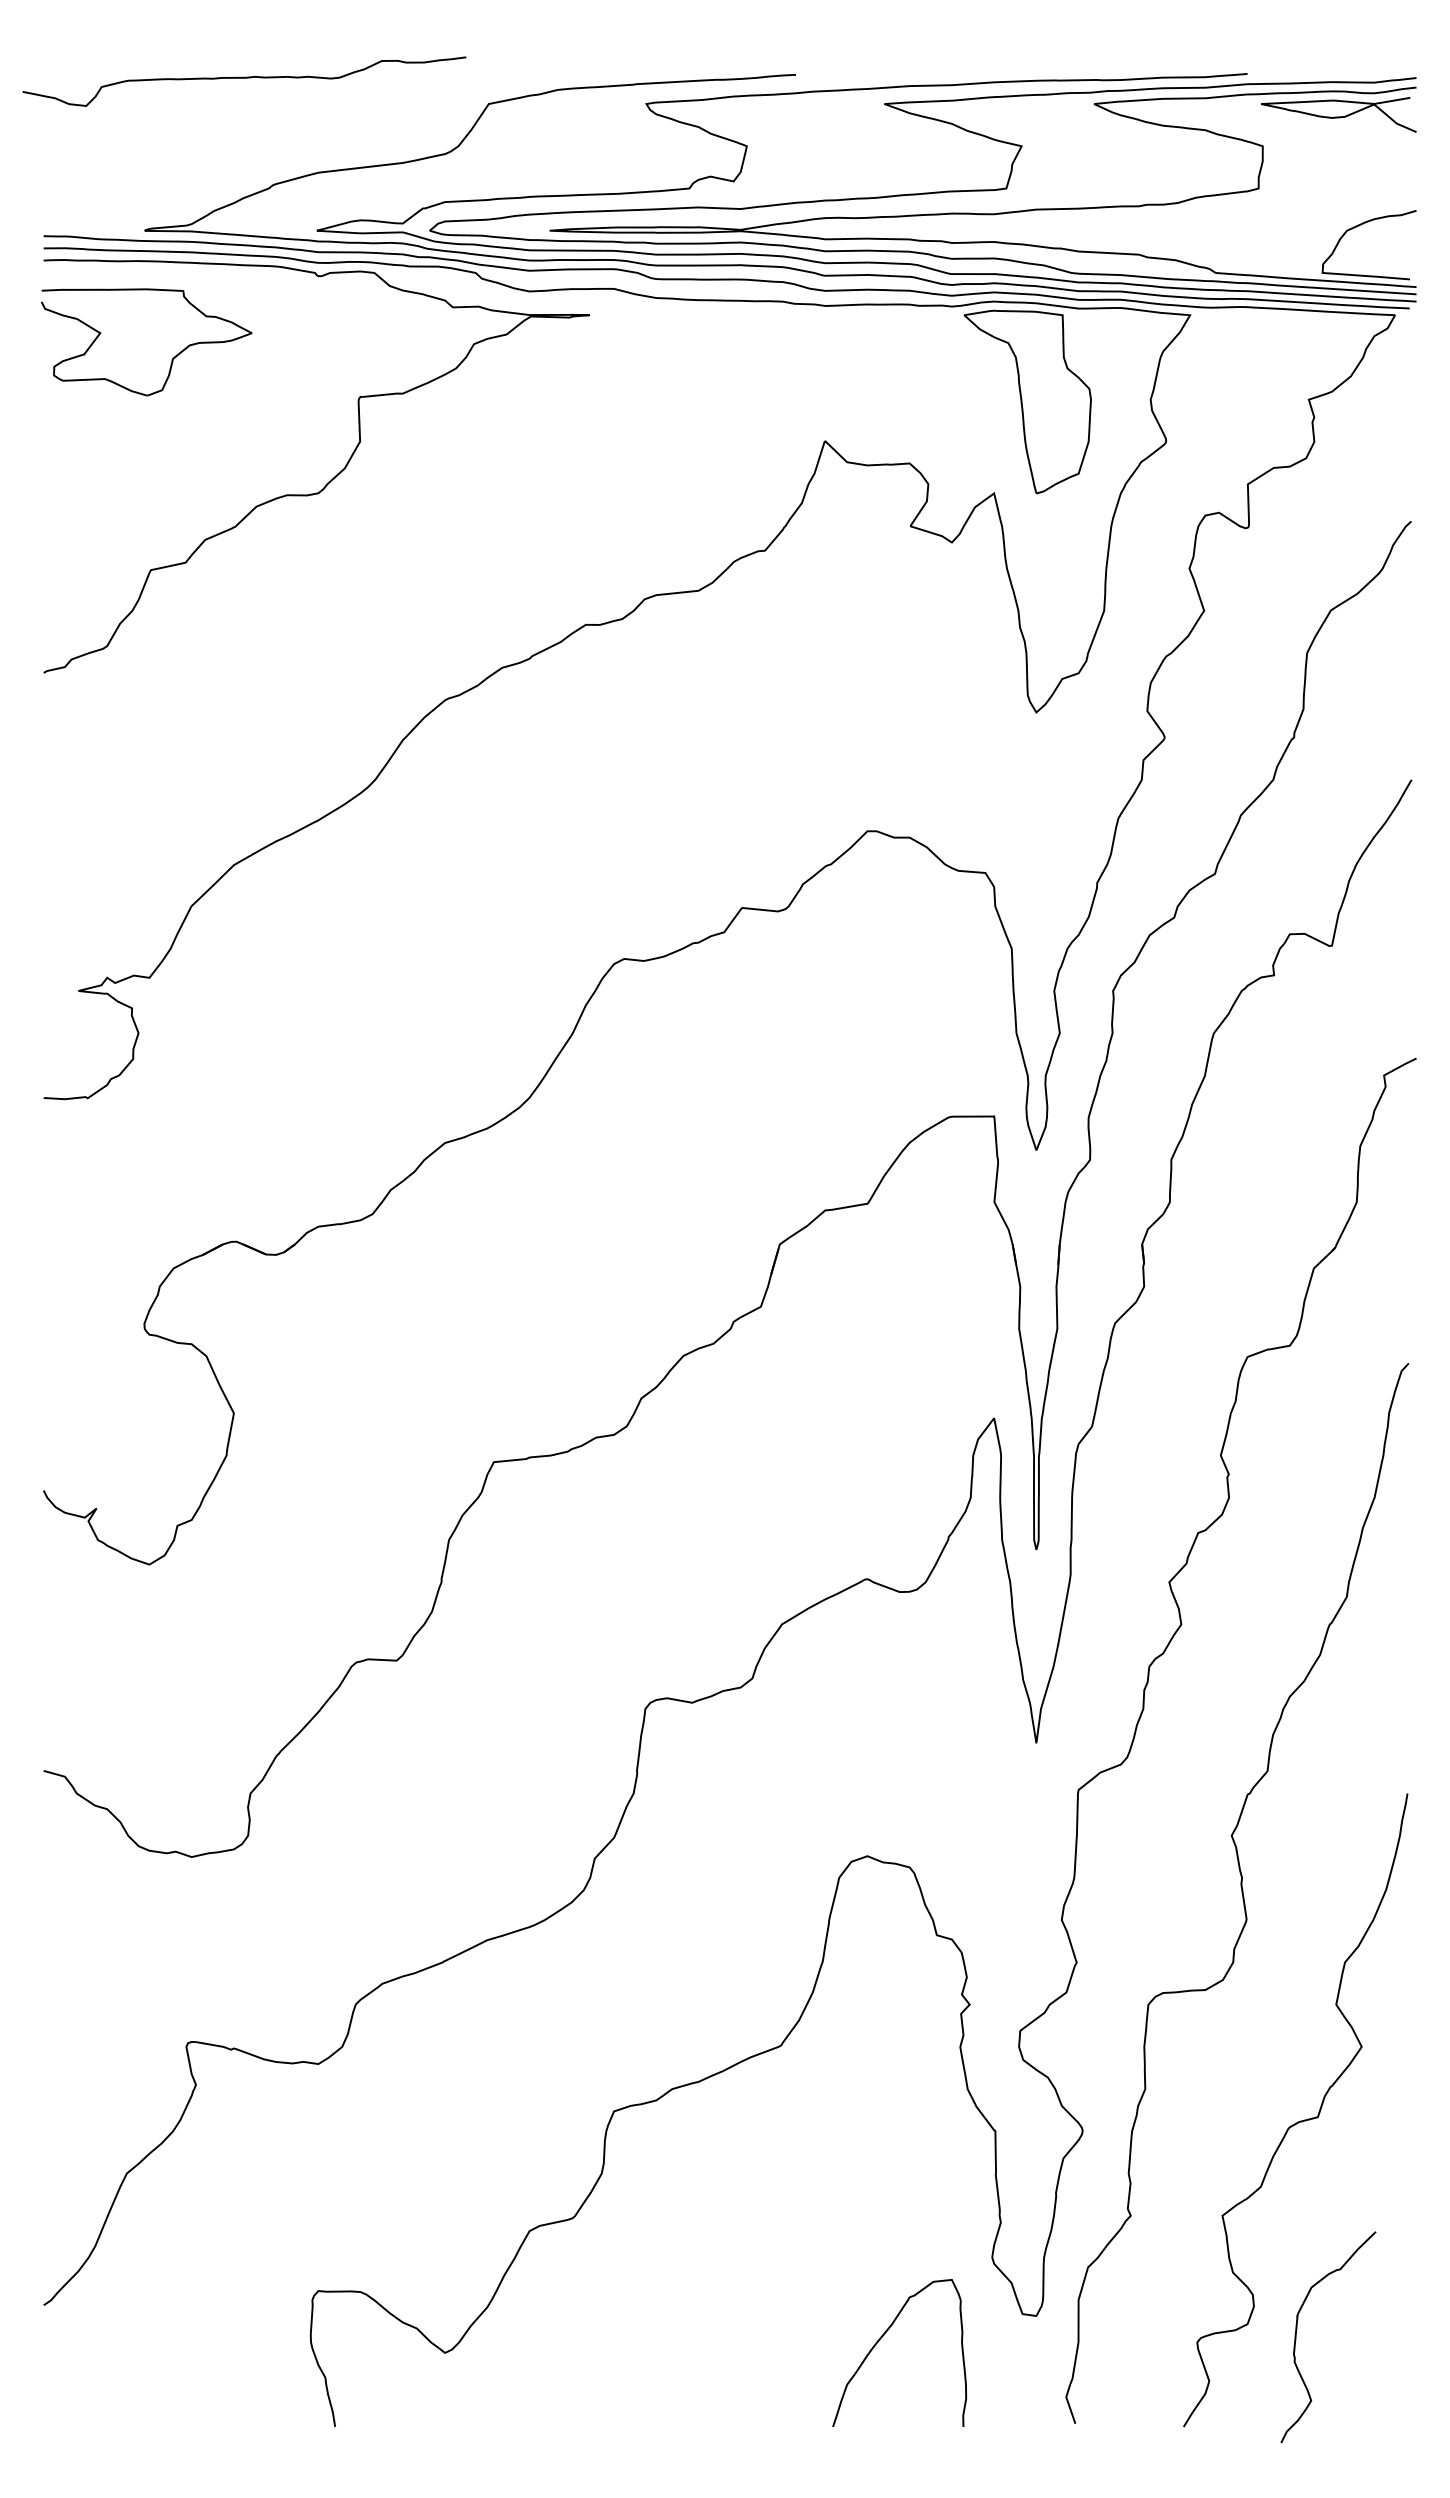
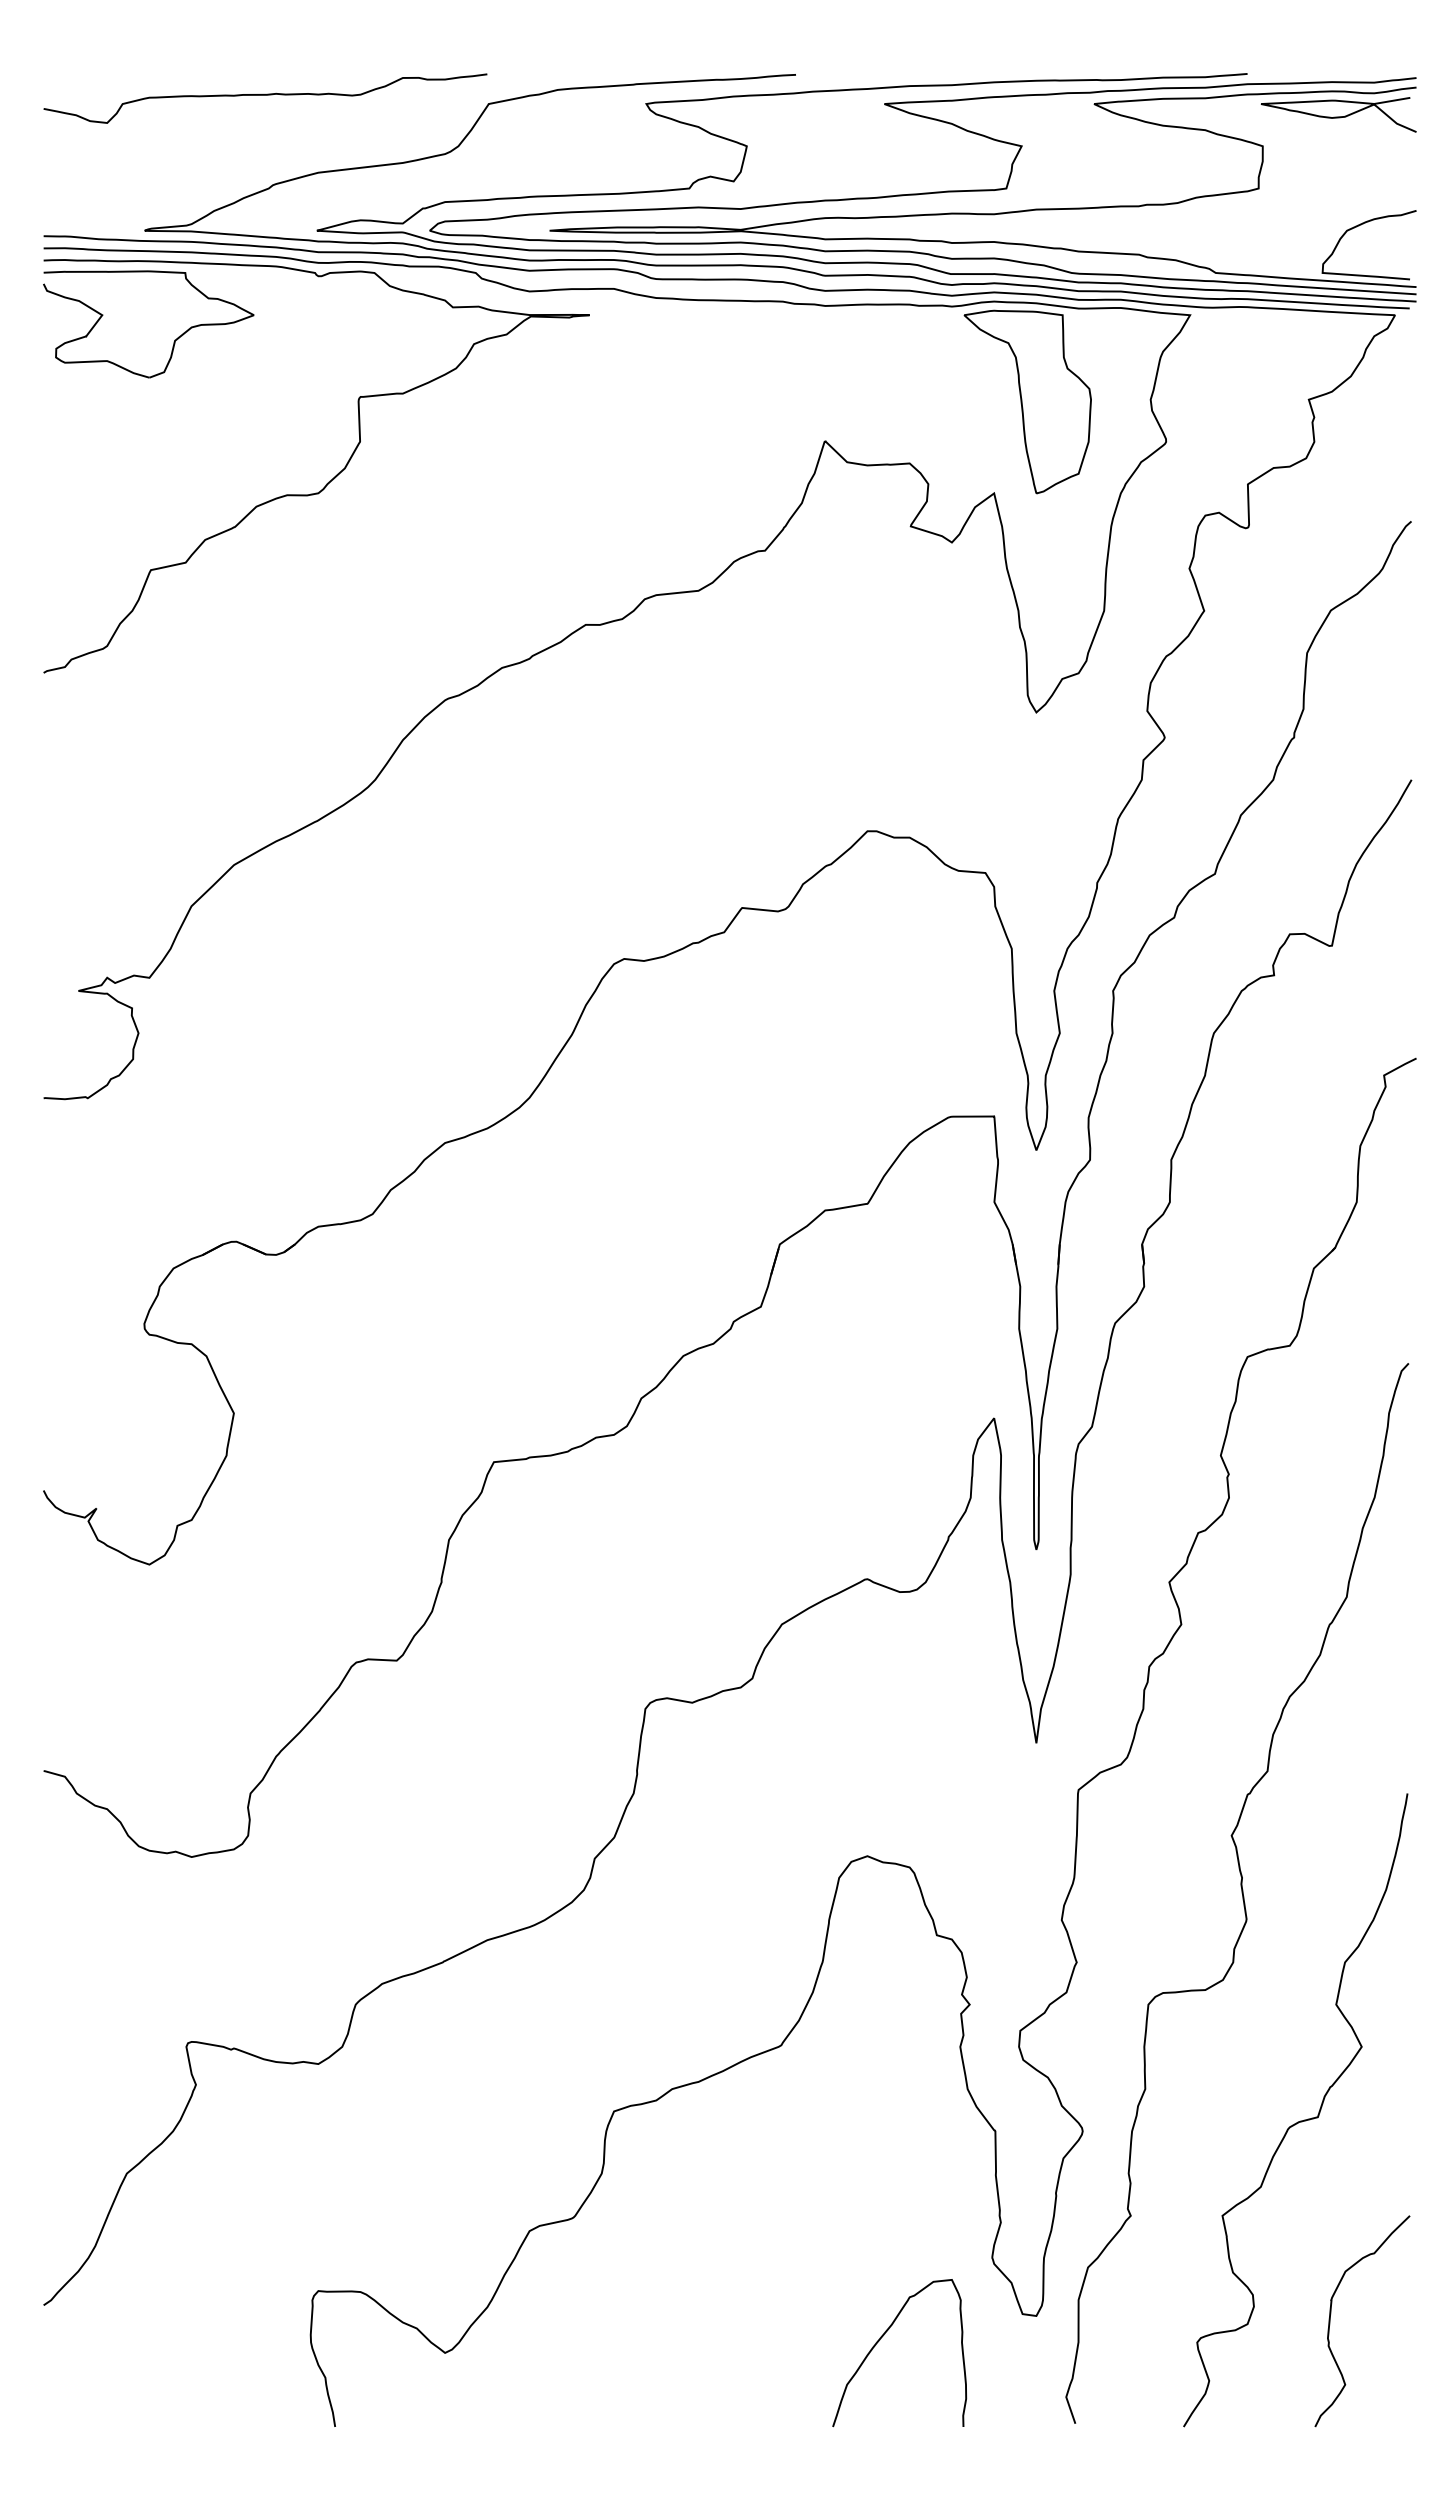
curve position: (244, 78) -> (265, 95) (265, 95)
part position: (172, 358) -> (174, 340) (174, 340)
curve position: (1297, 2330) -> (1331, 2314) (1331, 2314)
